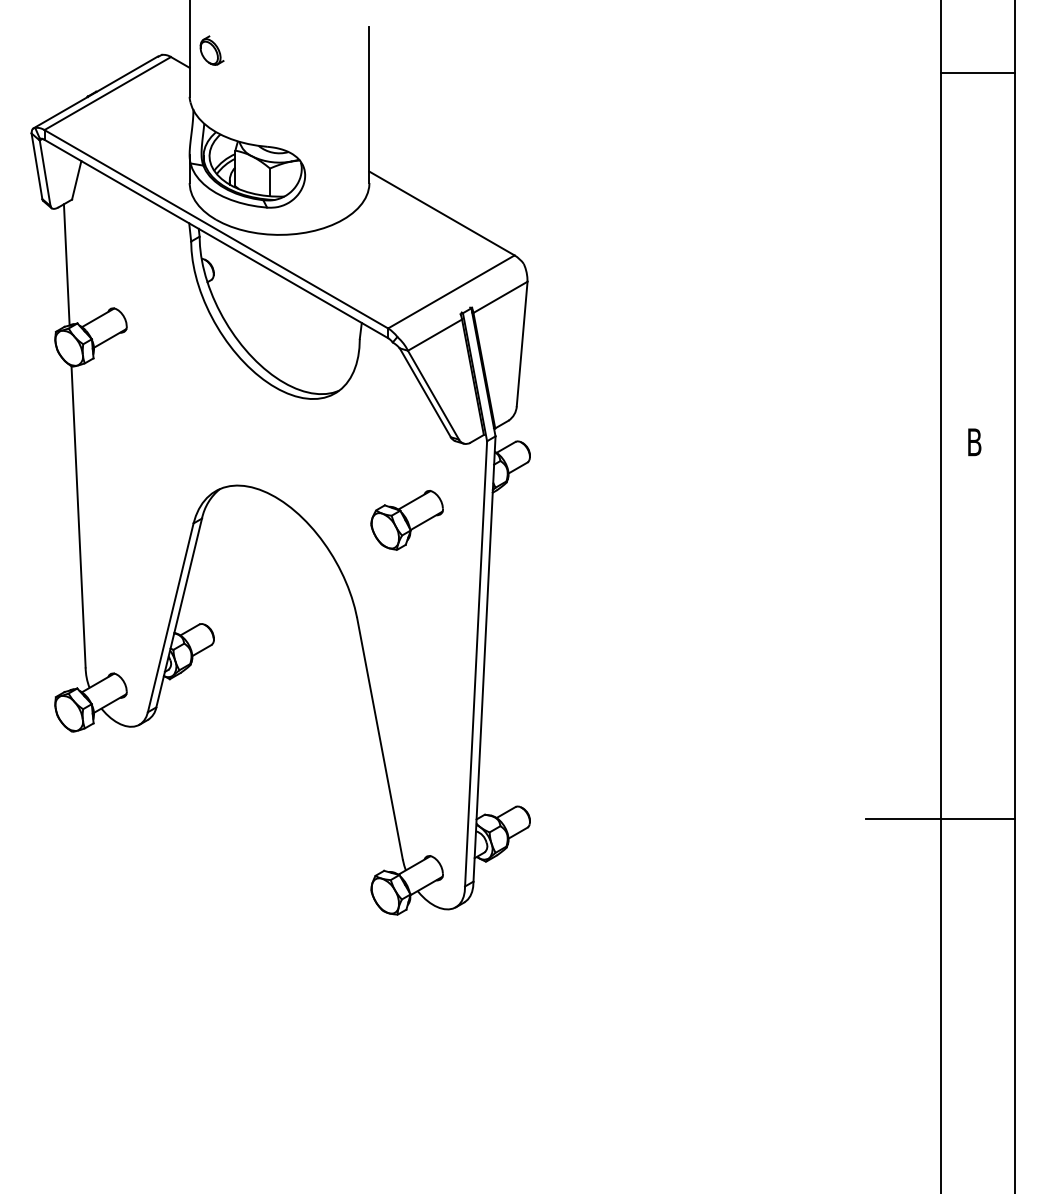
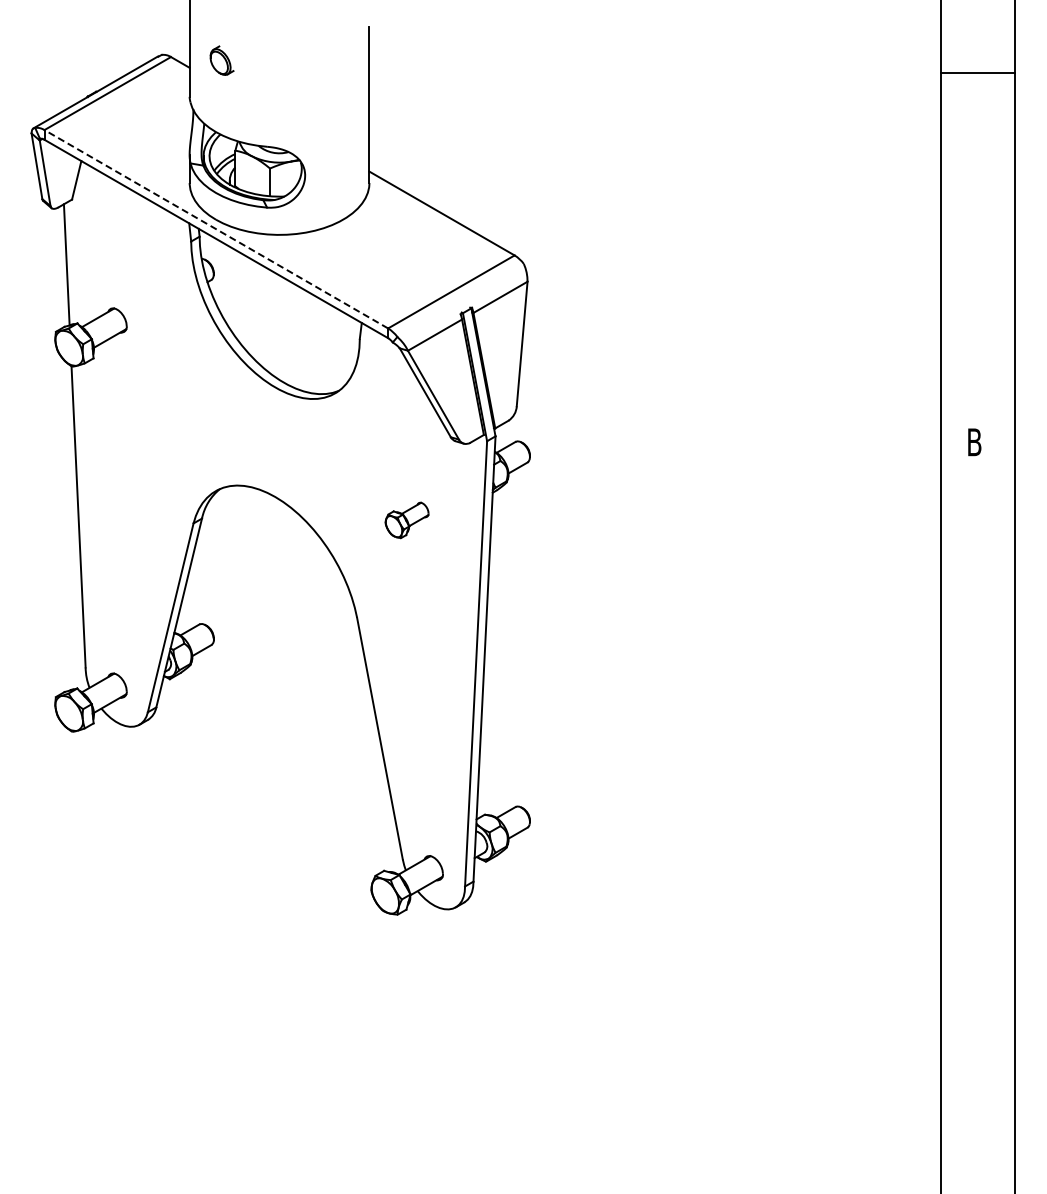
part position: (211, 50) -> (221, 60) (221, 60)
line: solid -> dashed (215, 229)
part size: 74x61 px -> 46x39 px (406, 520)
line: present -> none (940, 818)
